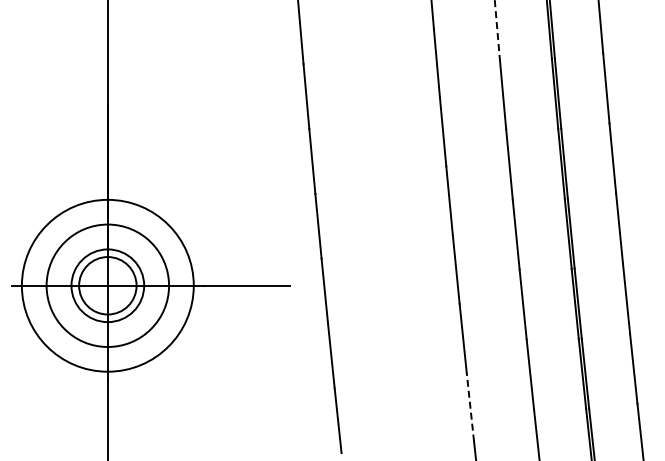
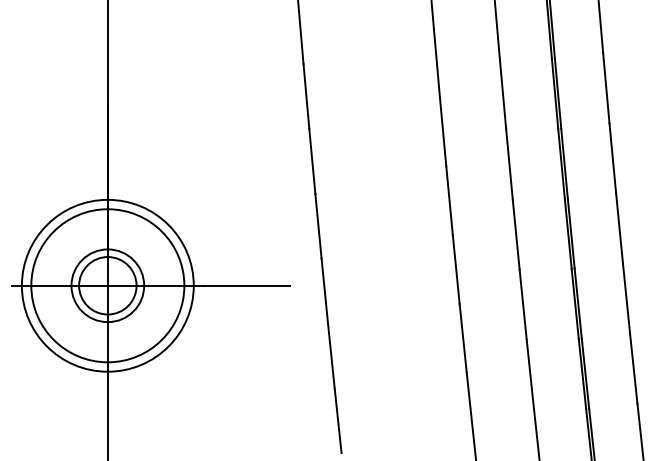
line: dashed -> solid (497, 29)
circle diameter: 122 px -> 153 px (107, 285)
line: dashed -> solid (470, 407)
